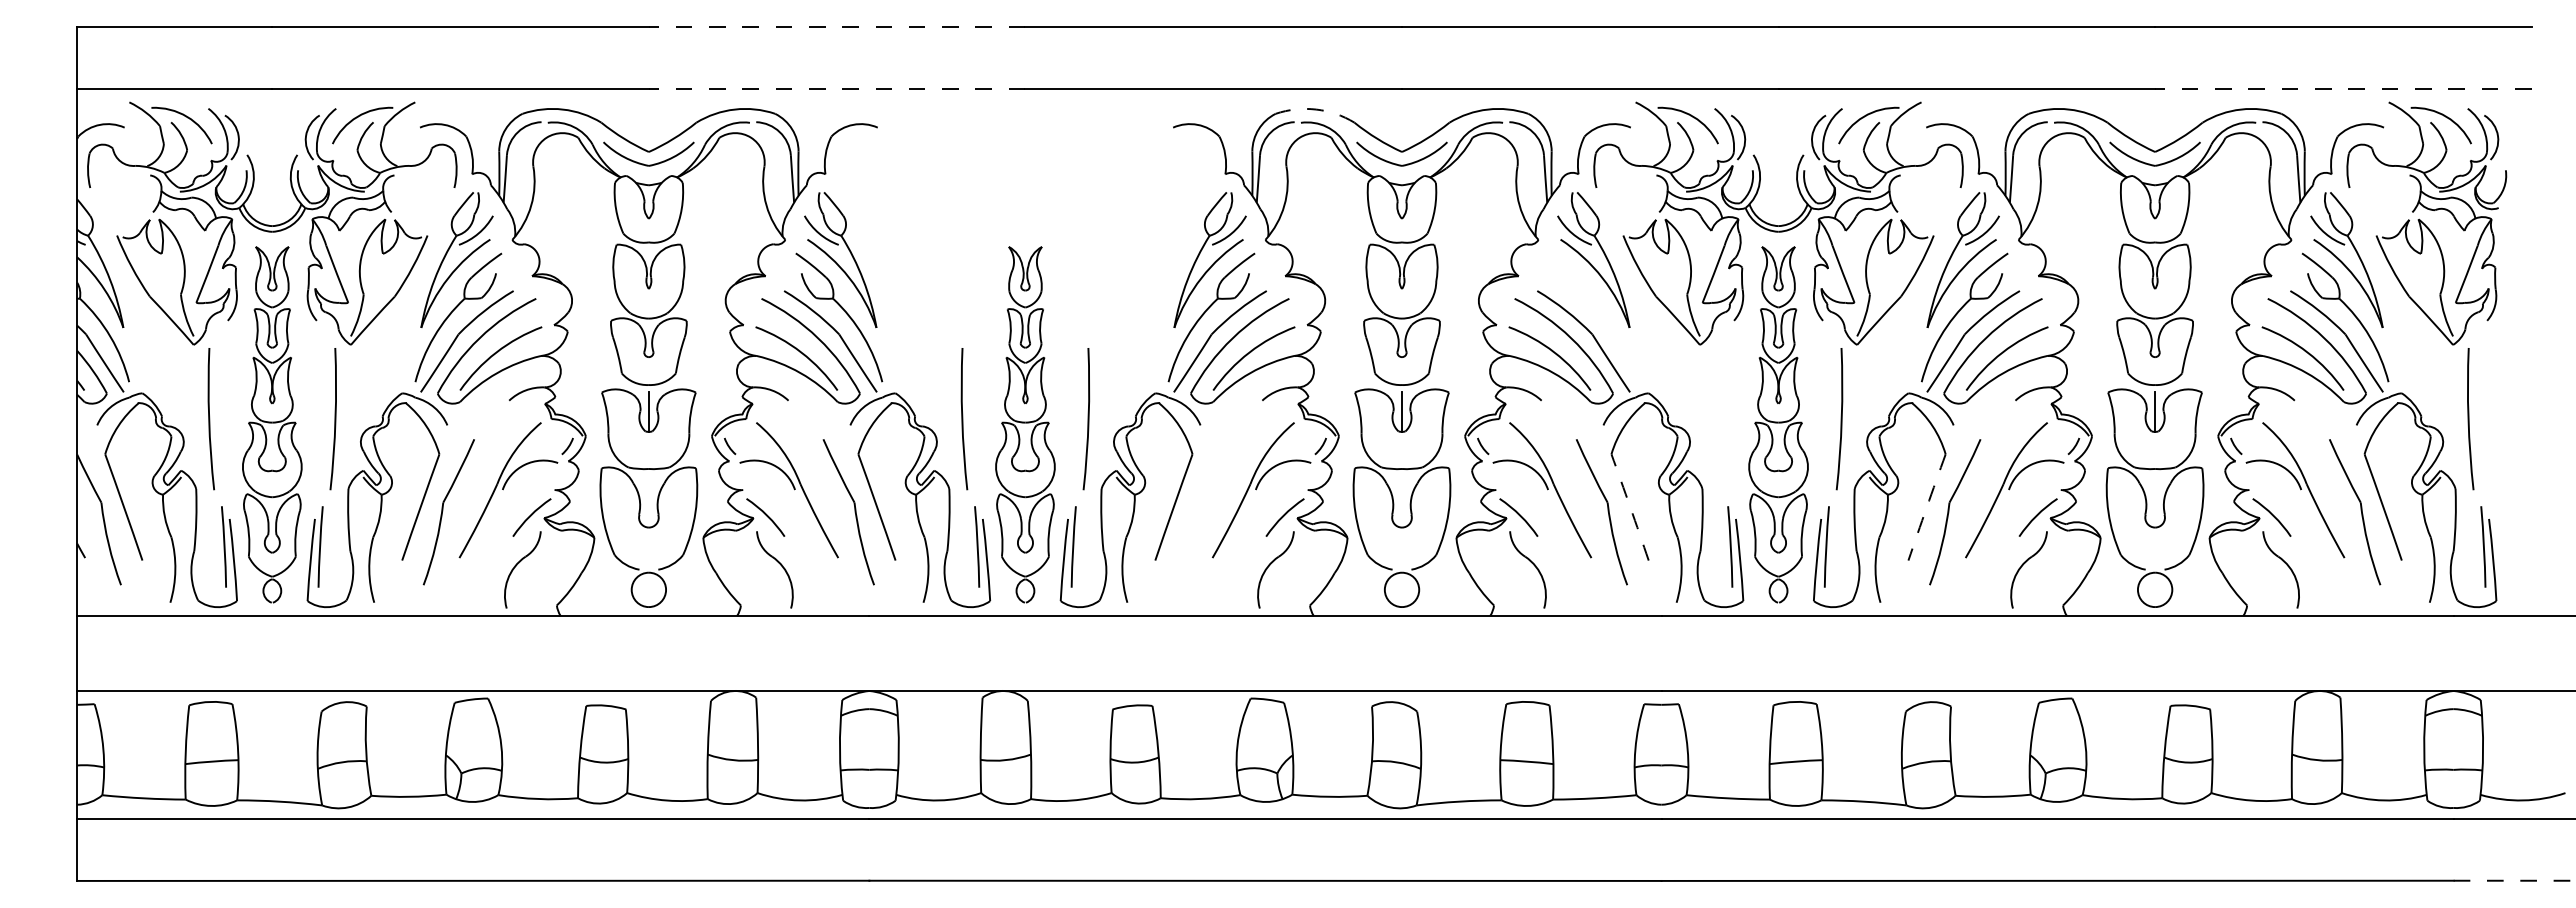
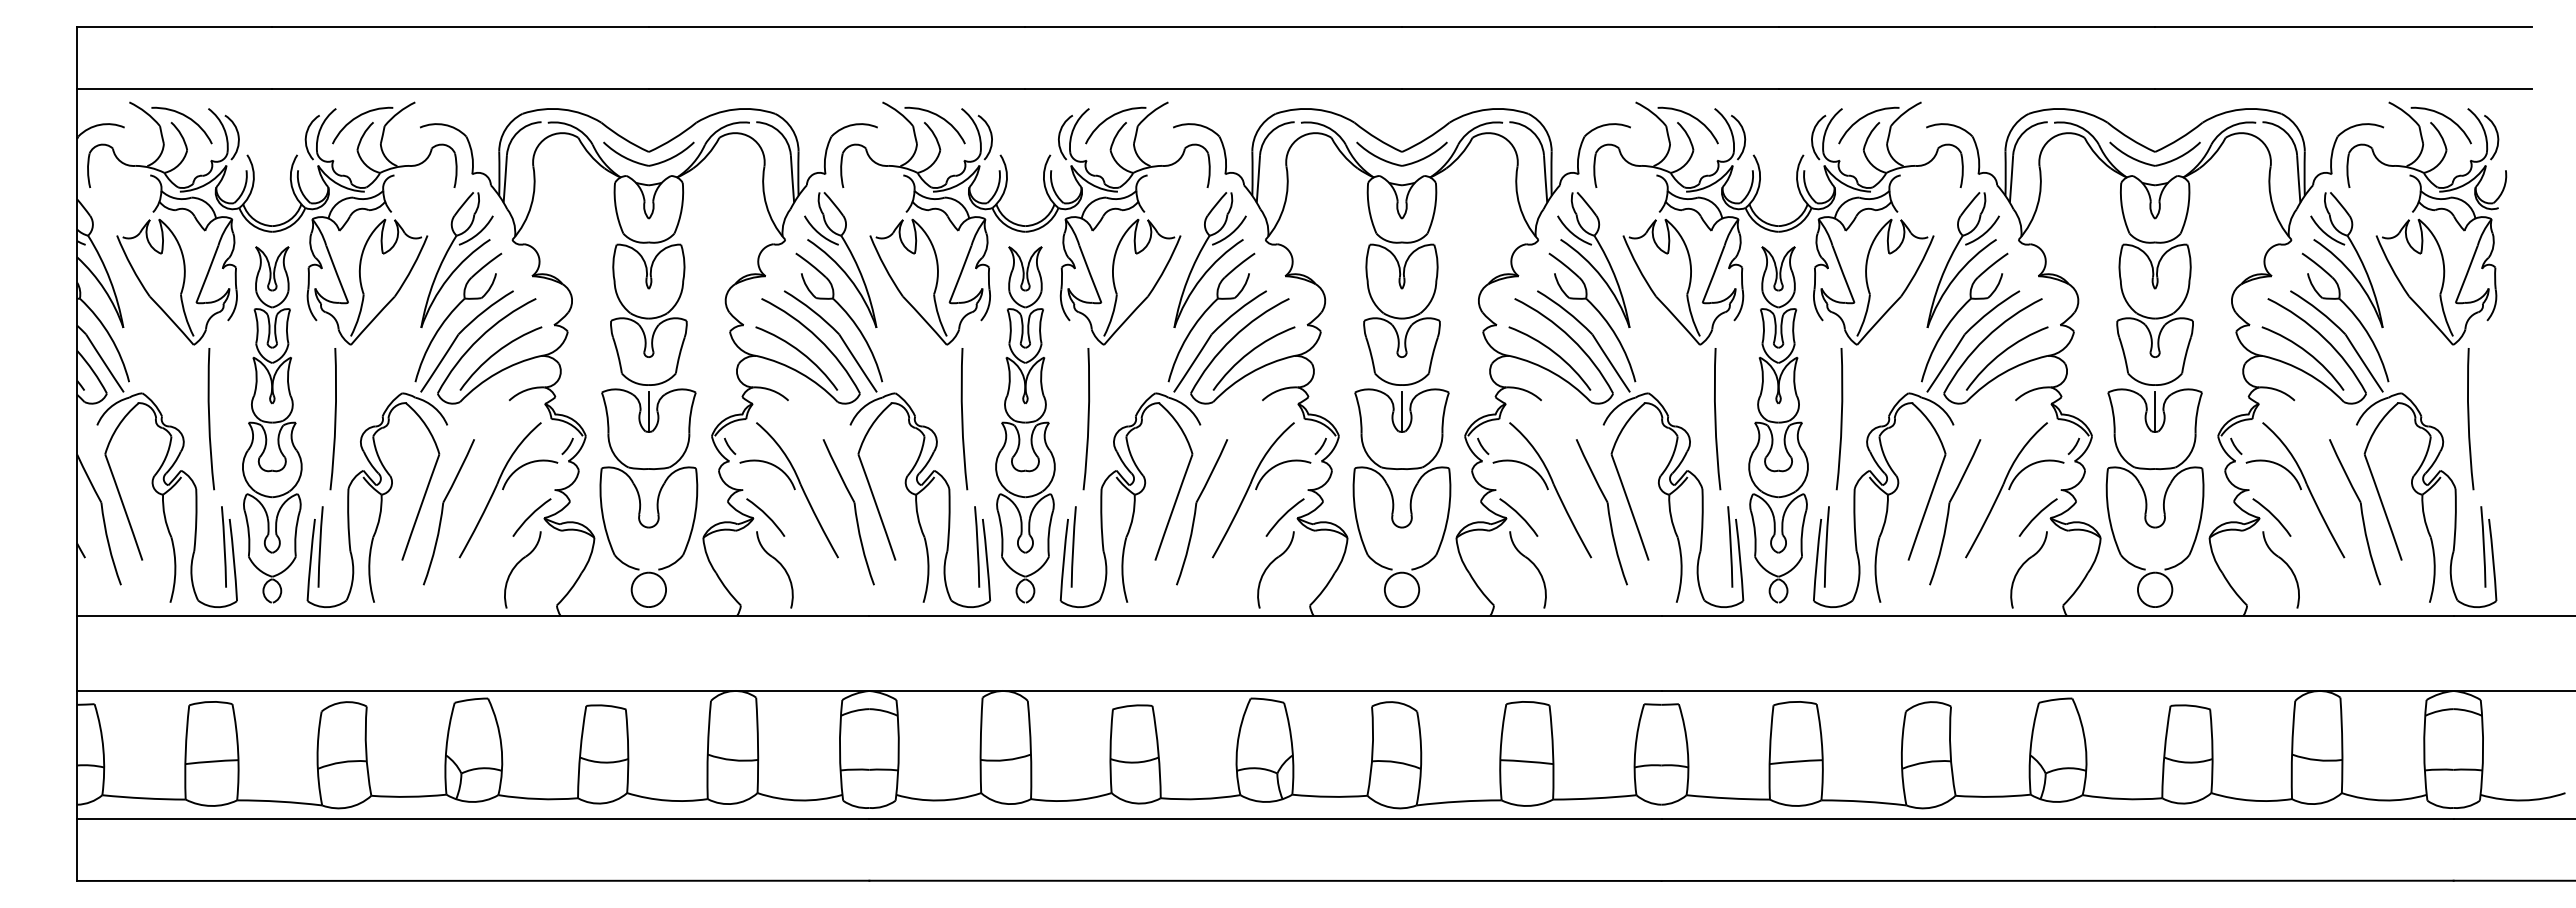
line: dashed -> solid (836, 27)
line: dashed -> solid (836, 89)
line: dashed -> solid (2342, 89)
arc: dashed -> solid (1316, 109)
part: none -> present (1025, 223)
part: none -> present (1599, 314)
arc: none -> present (1716, 419)
arc: dashed -> solid (1630, 507)
arc: dashed -> solid (1926, 507)
part: none -> present (1202, 512)
line: dashed -> solid (2514, 880)
